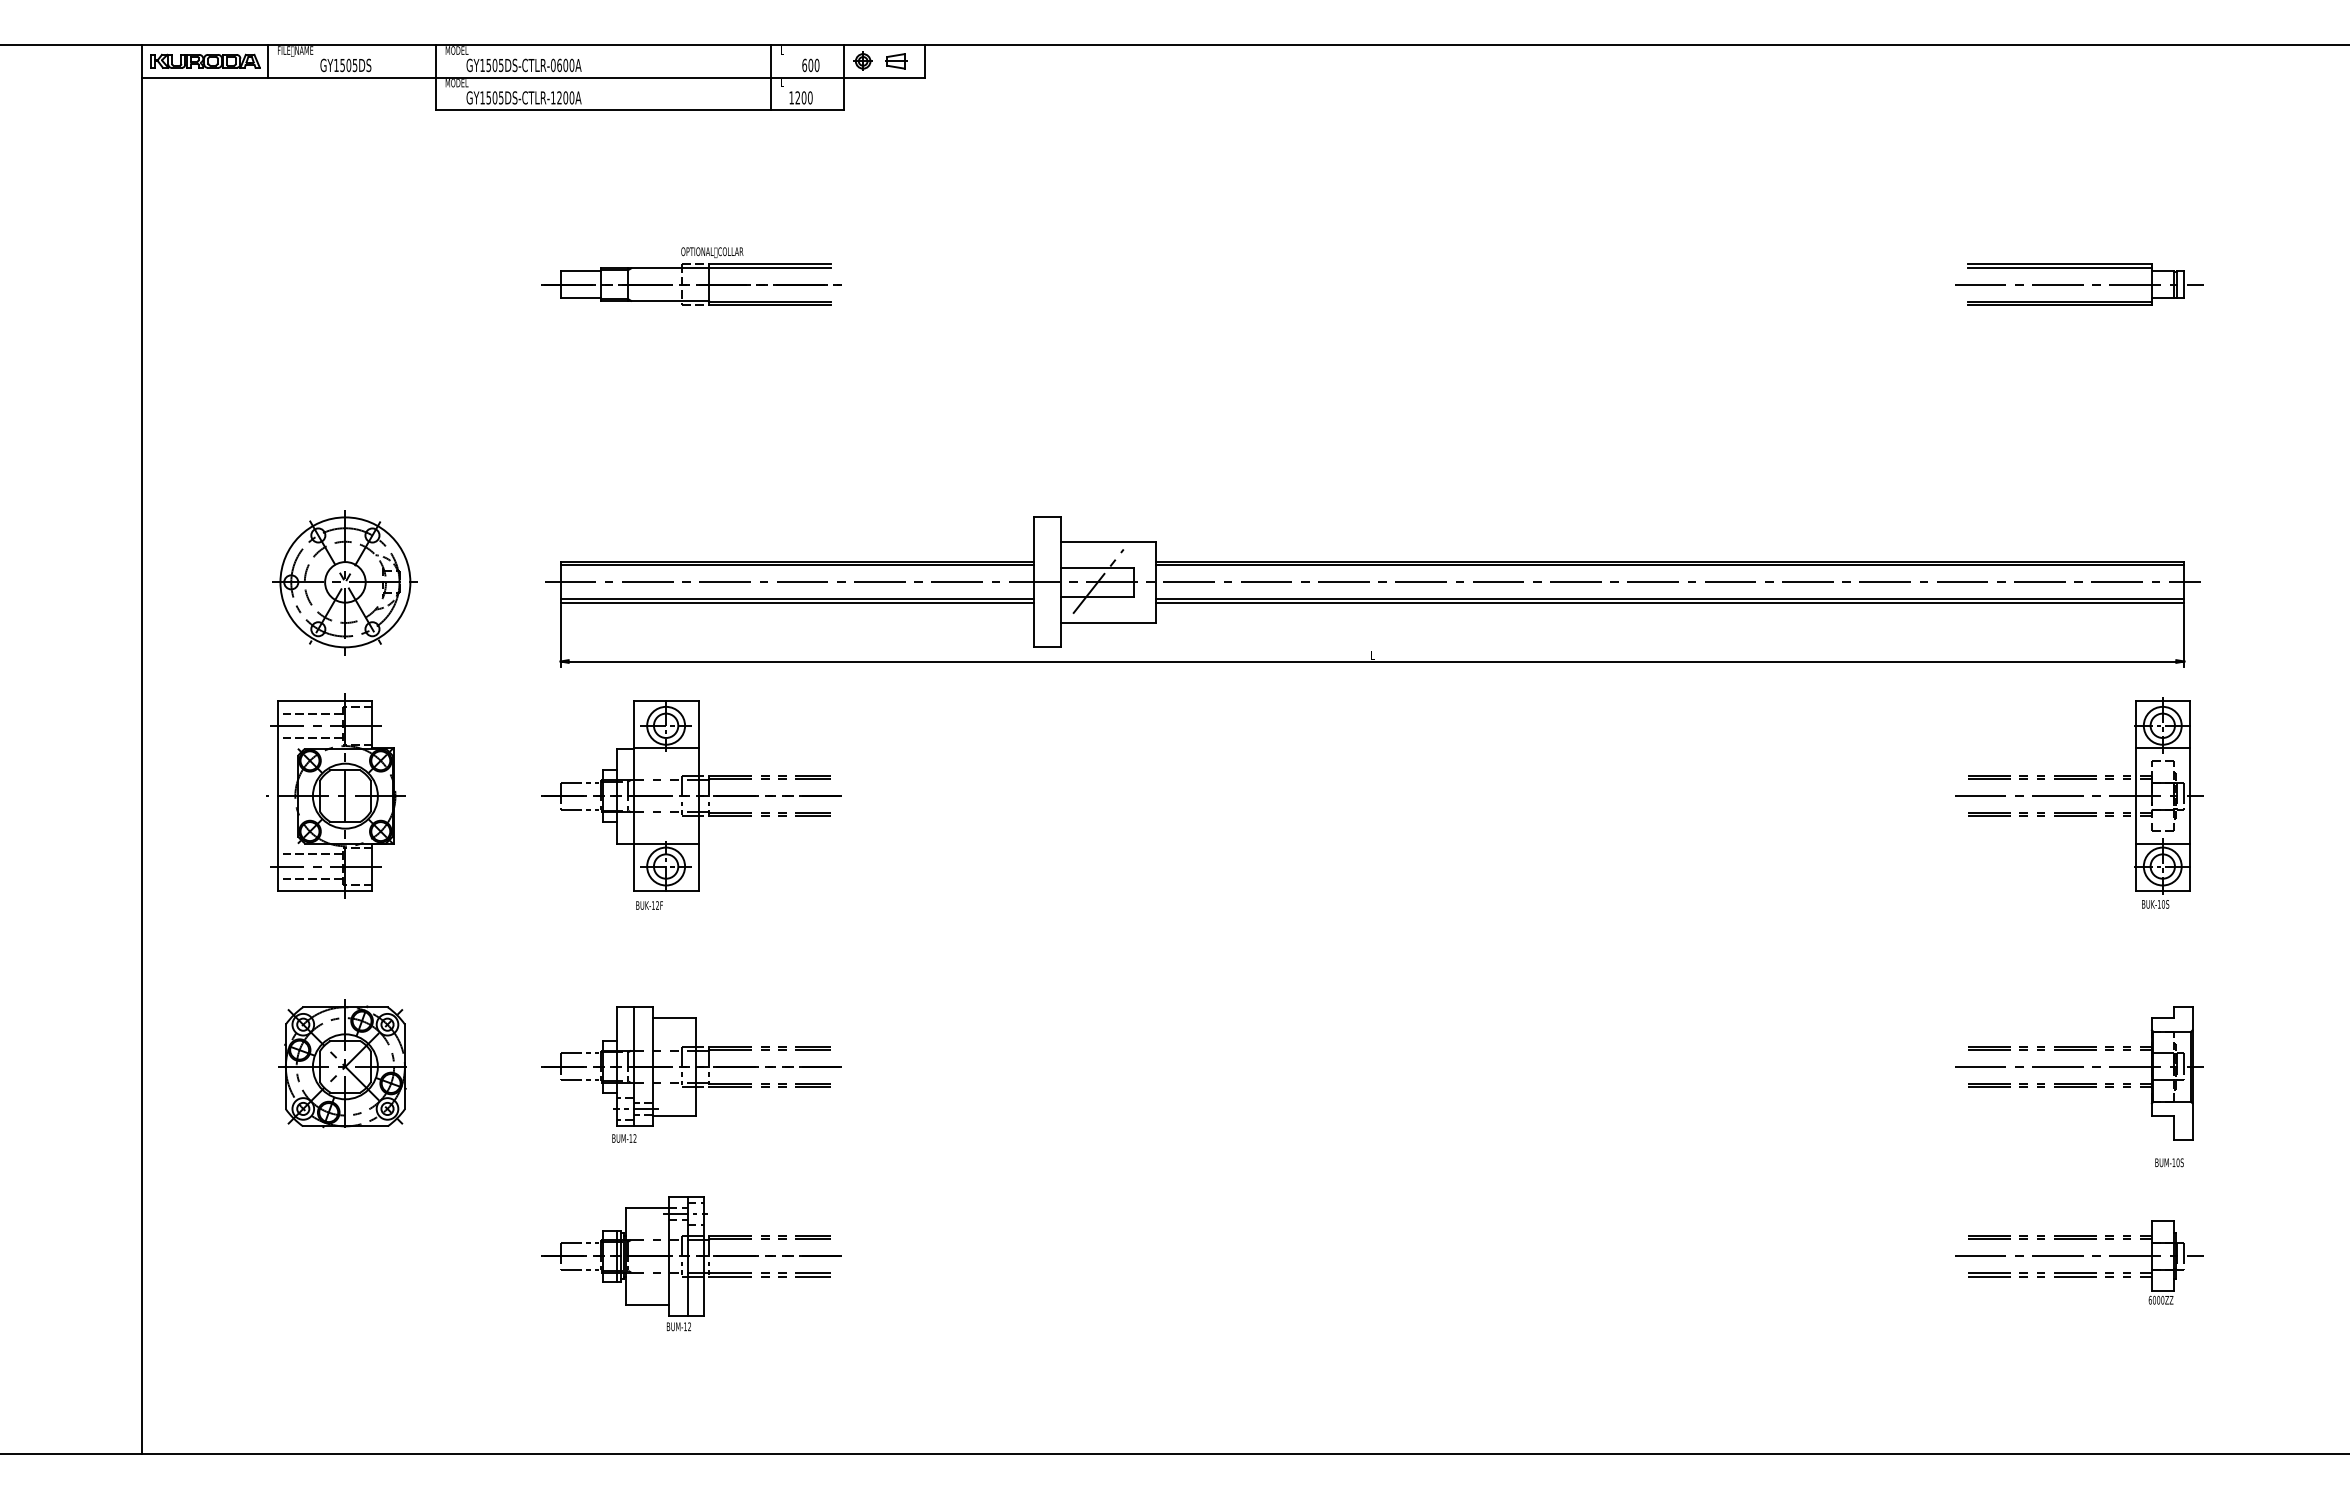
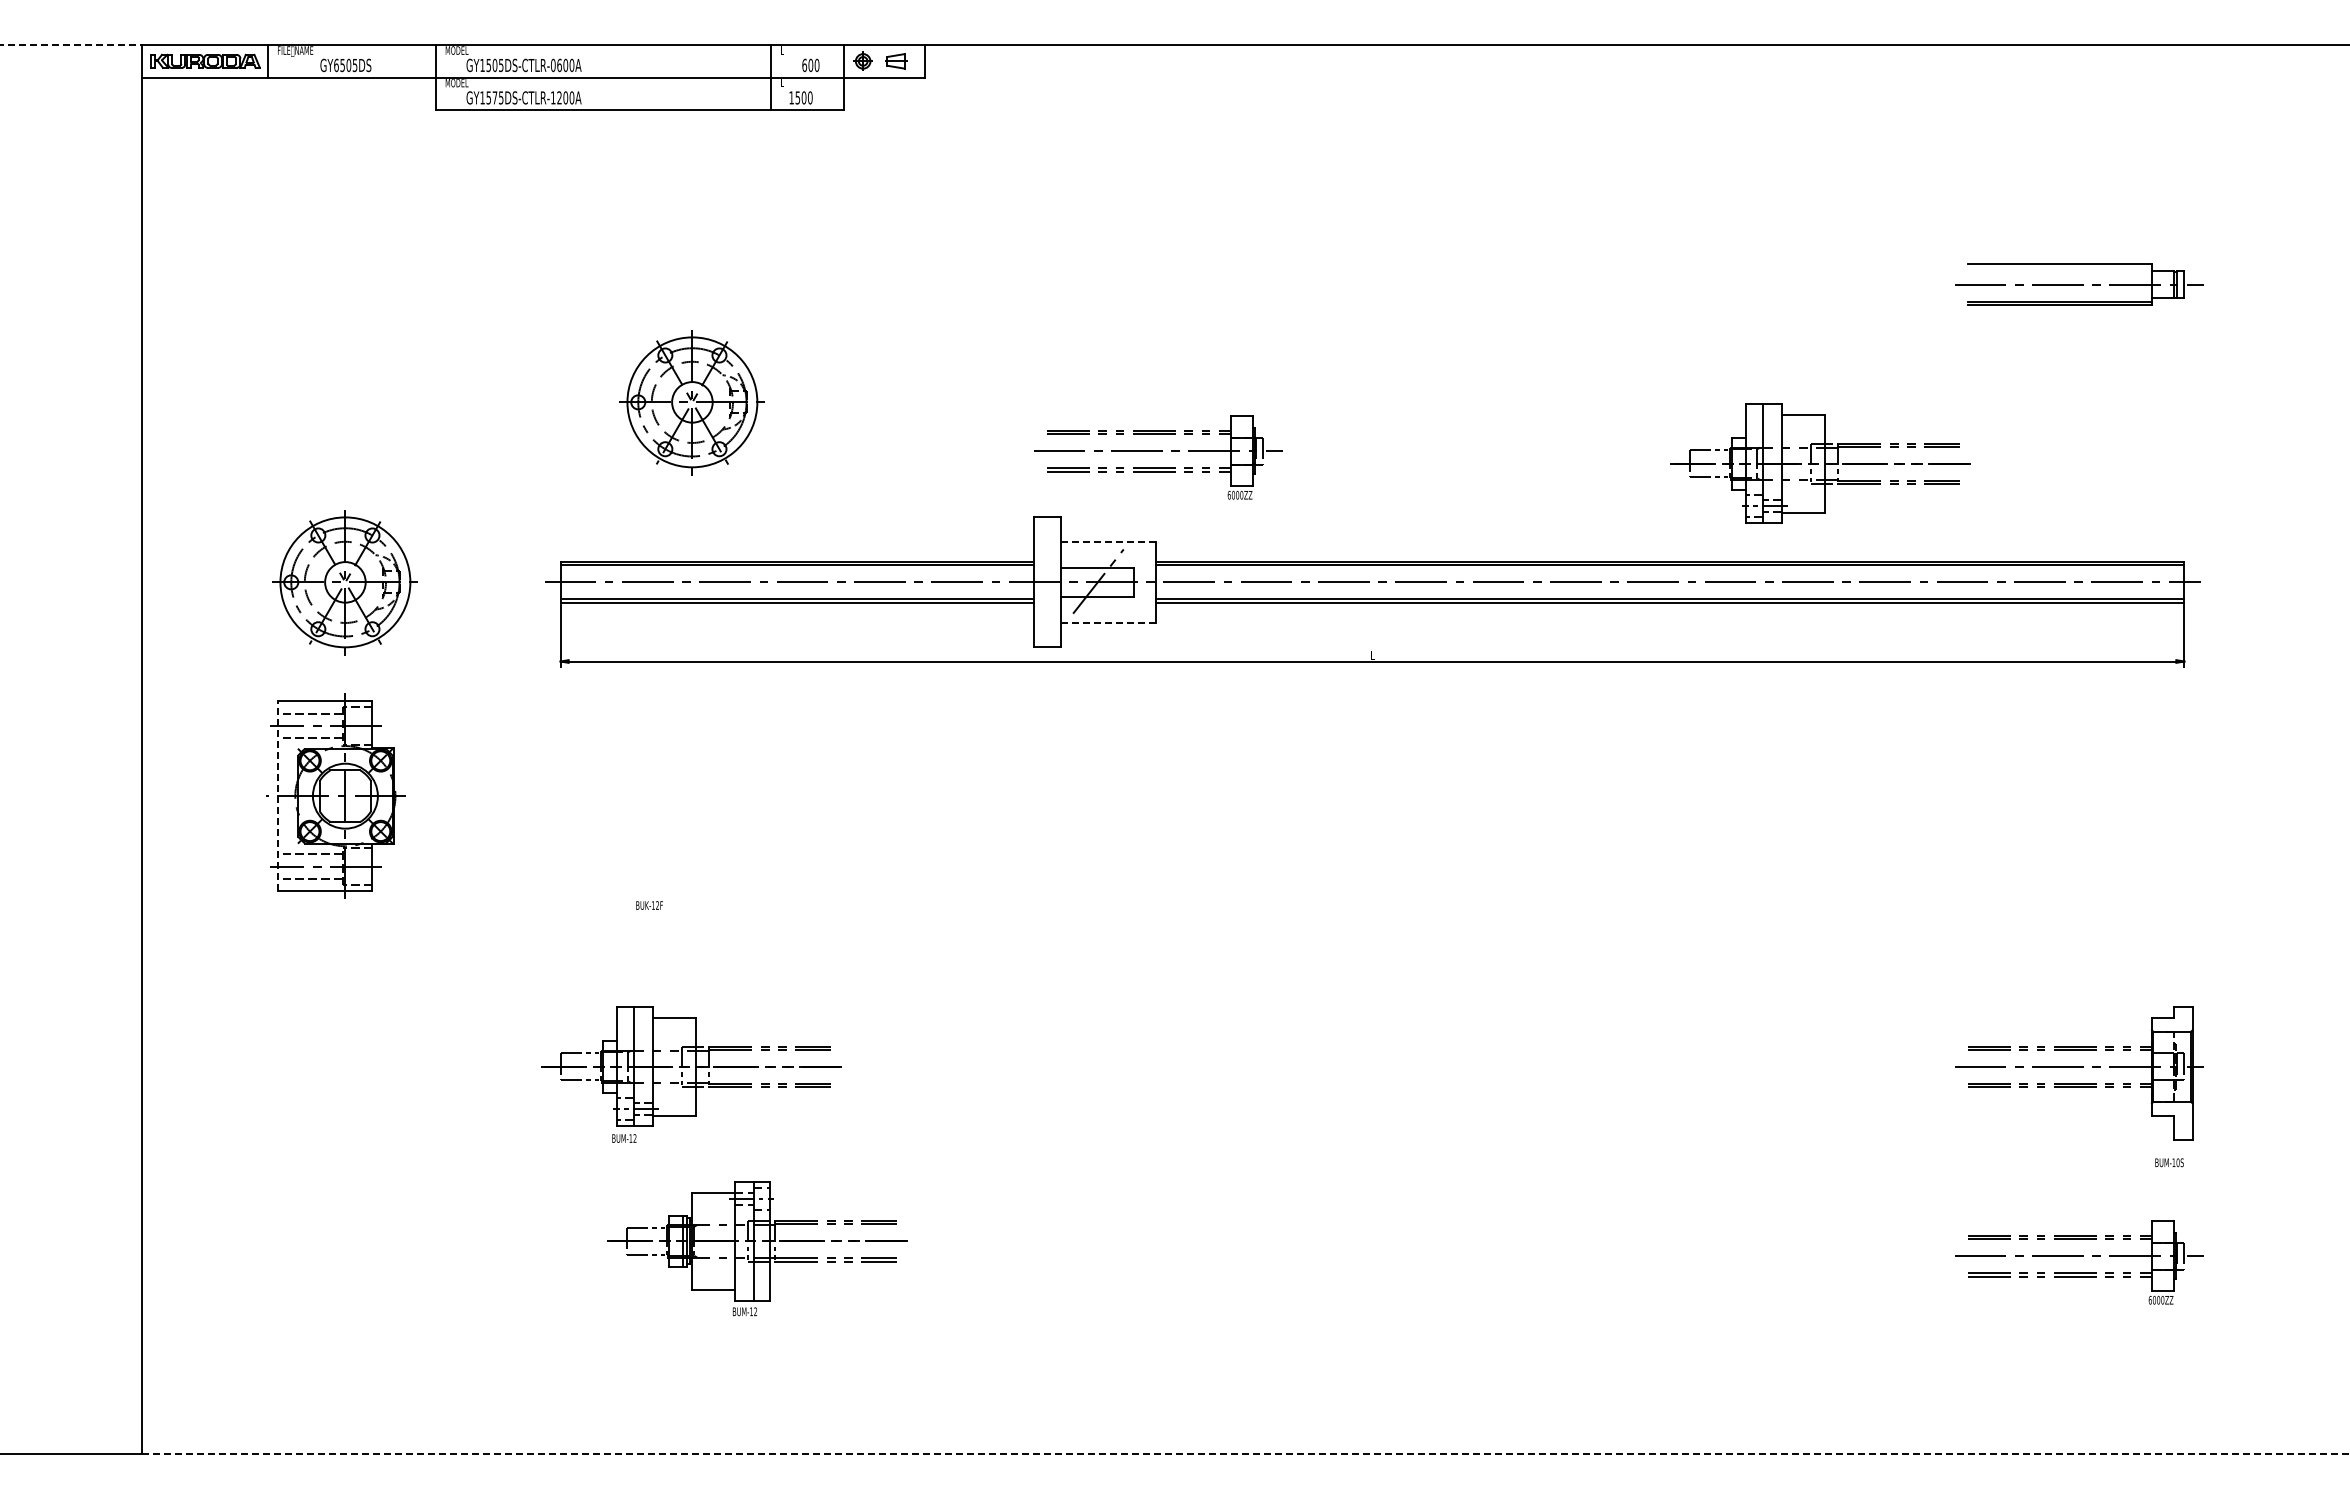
line: solid -> dashed (71, 45)
text: GY1505DS -> GY6505DS (336, 65)
text: GY1505DS-CTLR-1200A -> GY1575DS-CTLR-1200A (494, 97)
text: 1200 -> 1500 (797, 97)
line: present -> none (2059, 267)
part: present -> none (691, 276)
part: none -> present (691, 402)
part: none -> present (1158, 457)
part: none -> present (1820, 463)
line: solid -> dashed (1109, 541)
line: solid -> dashed (1109, 622)
part: present -> none (691, 795)
line: solid -> dashed (277, 796)
part: present -> none (2079, 802)
part: present -> none (342, 1063)
part position: (691, 1263) -> (757, 1248) (757, 1248)
line: solid -> dashed (1246, 1453)
